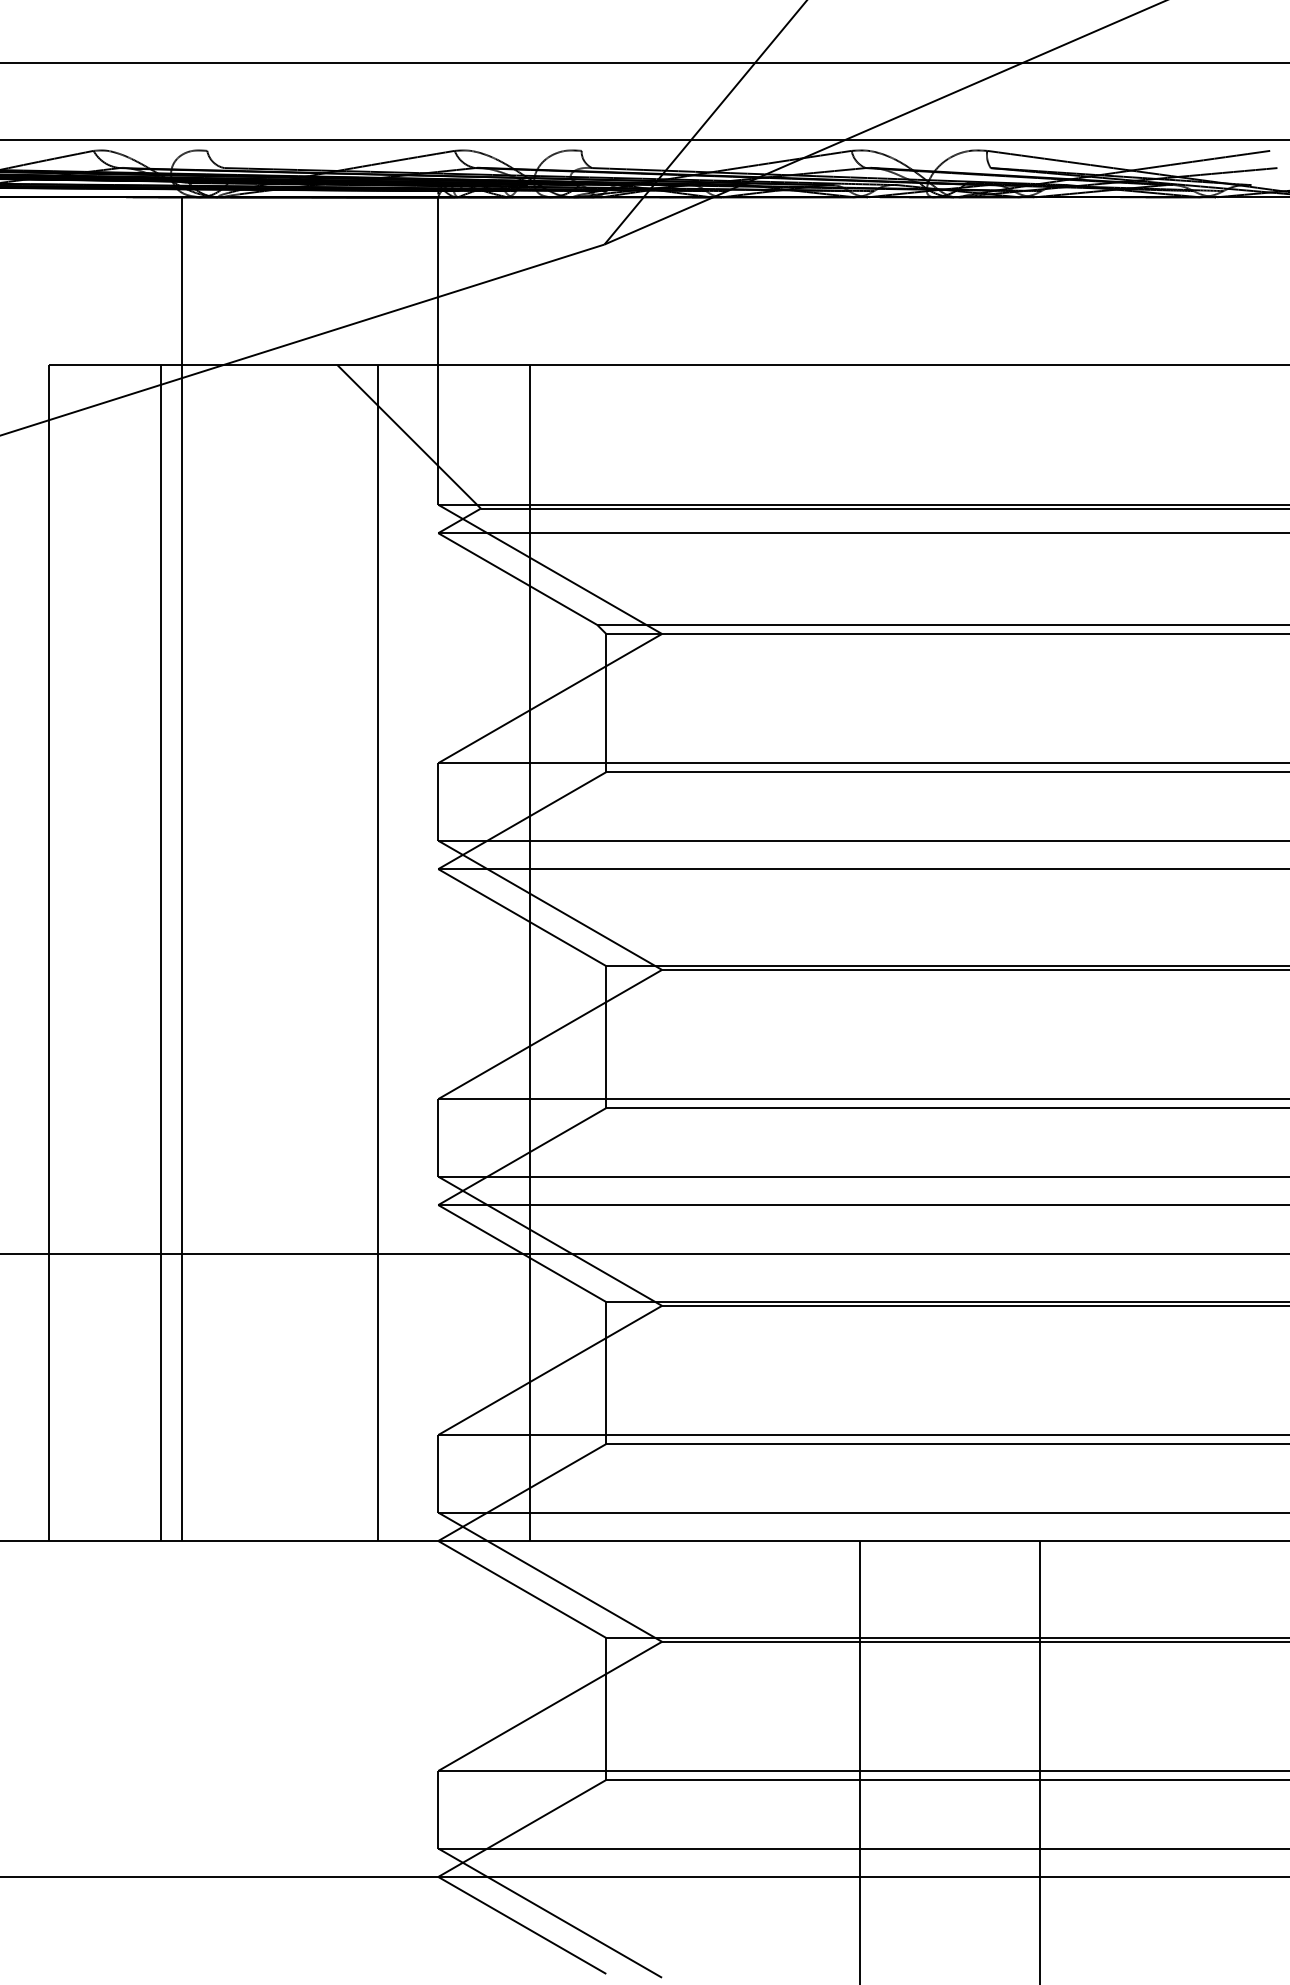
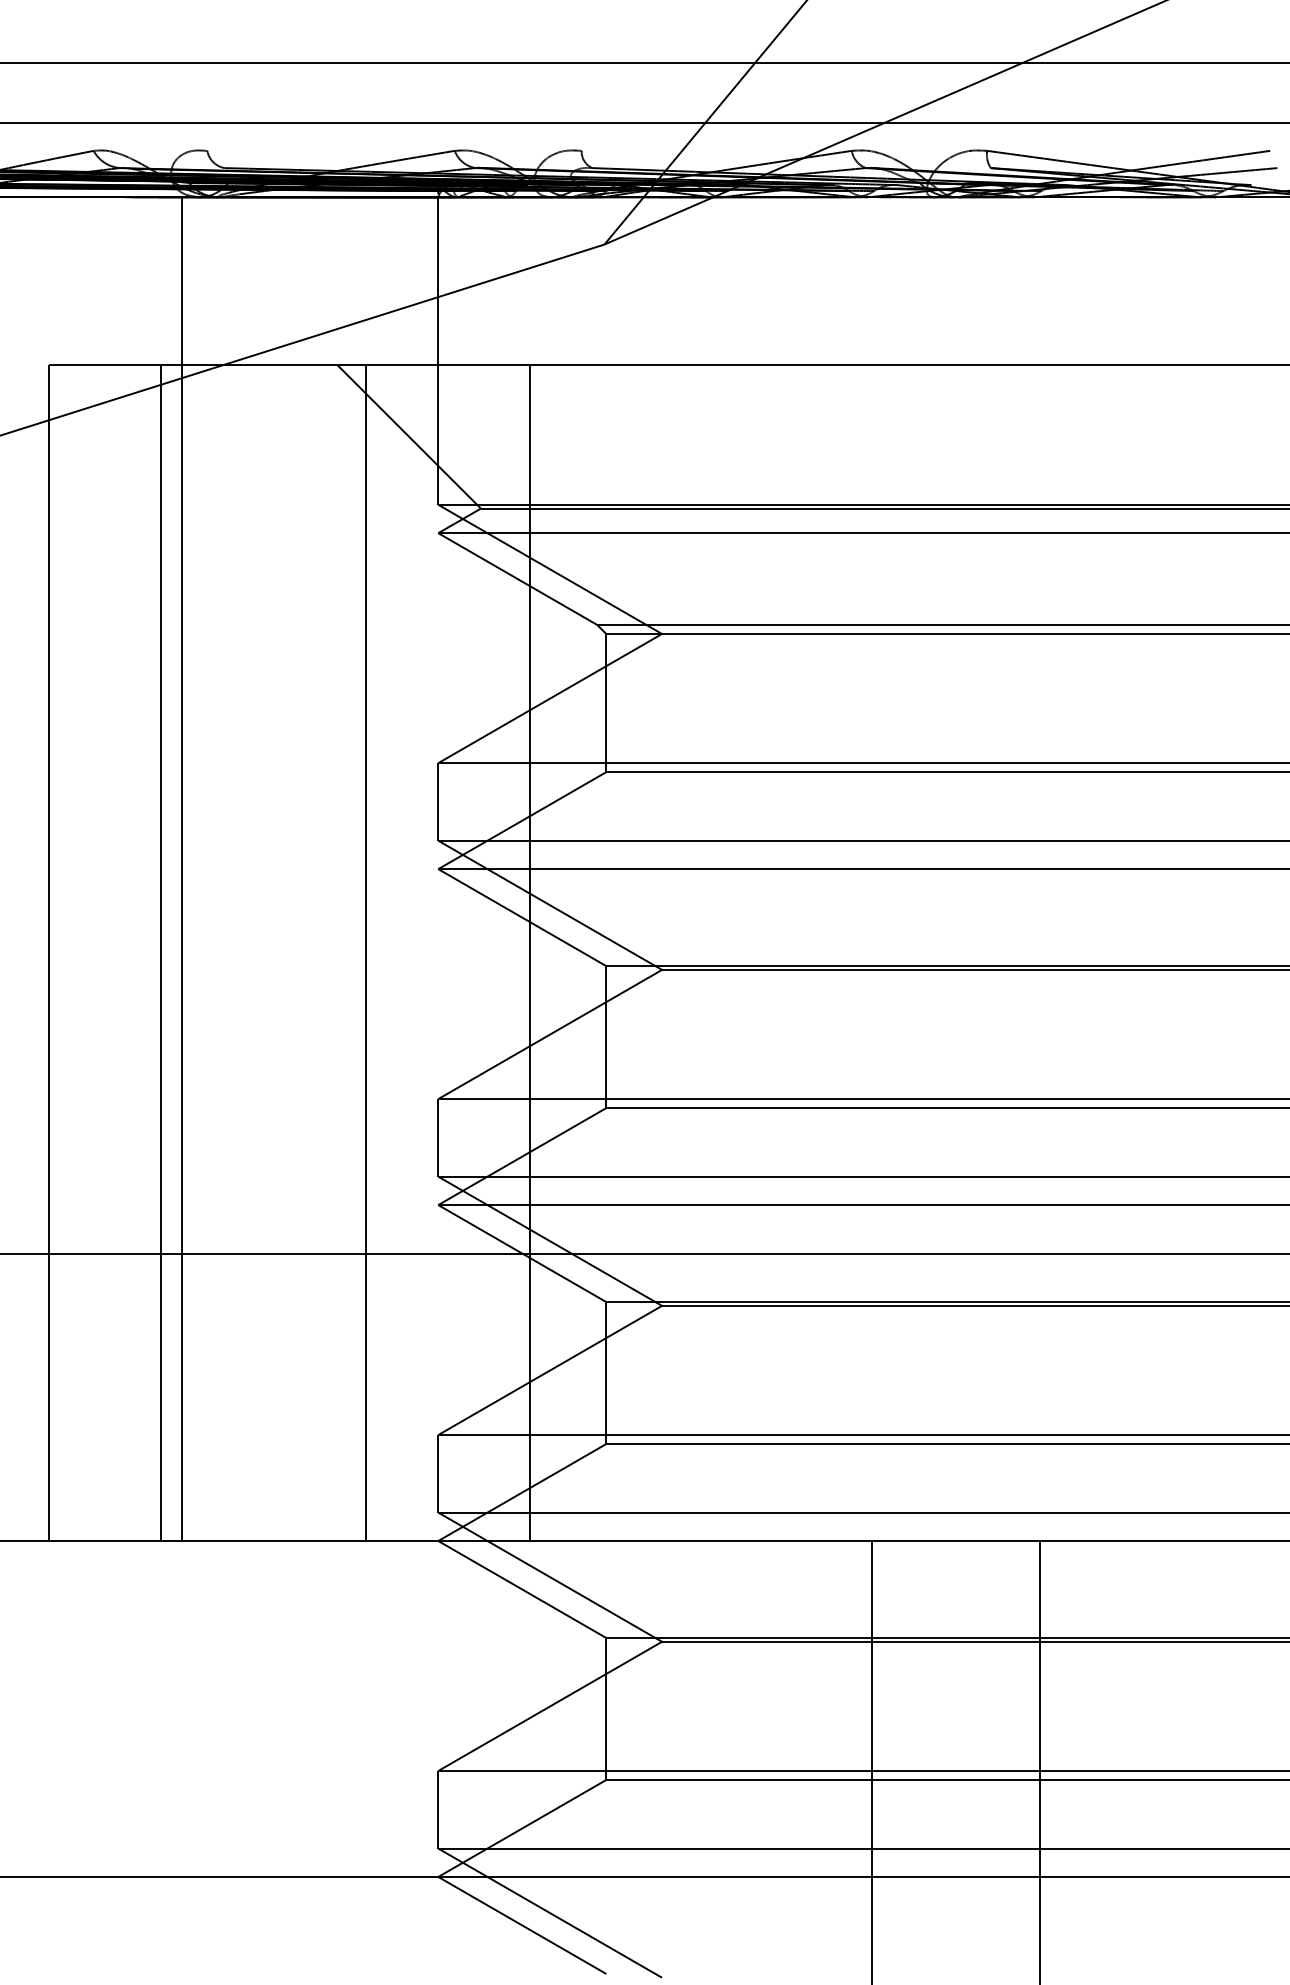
line position: (644, 139) -> (644, 122) (644, 122)
line position: (378, 953) -> (366, 953) (366, 953)
line position: (860, 1761) -> (872, 1761) (872, 1761)
